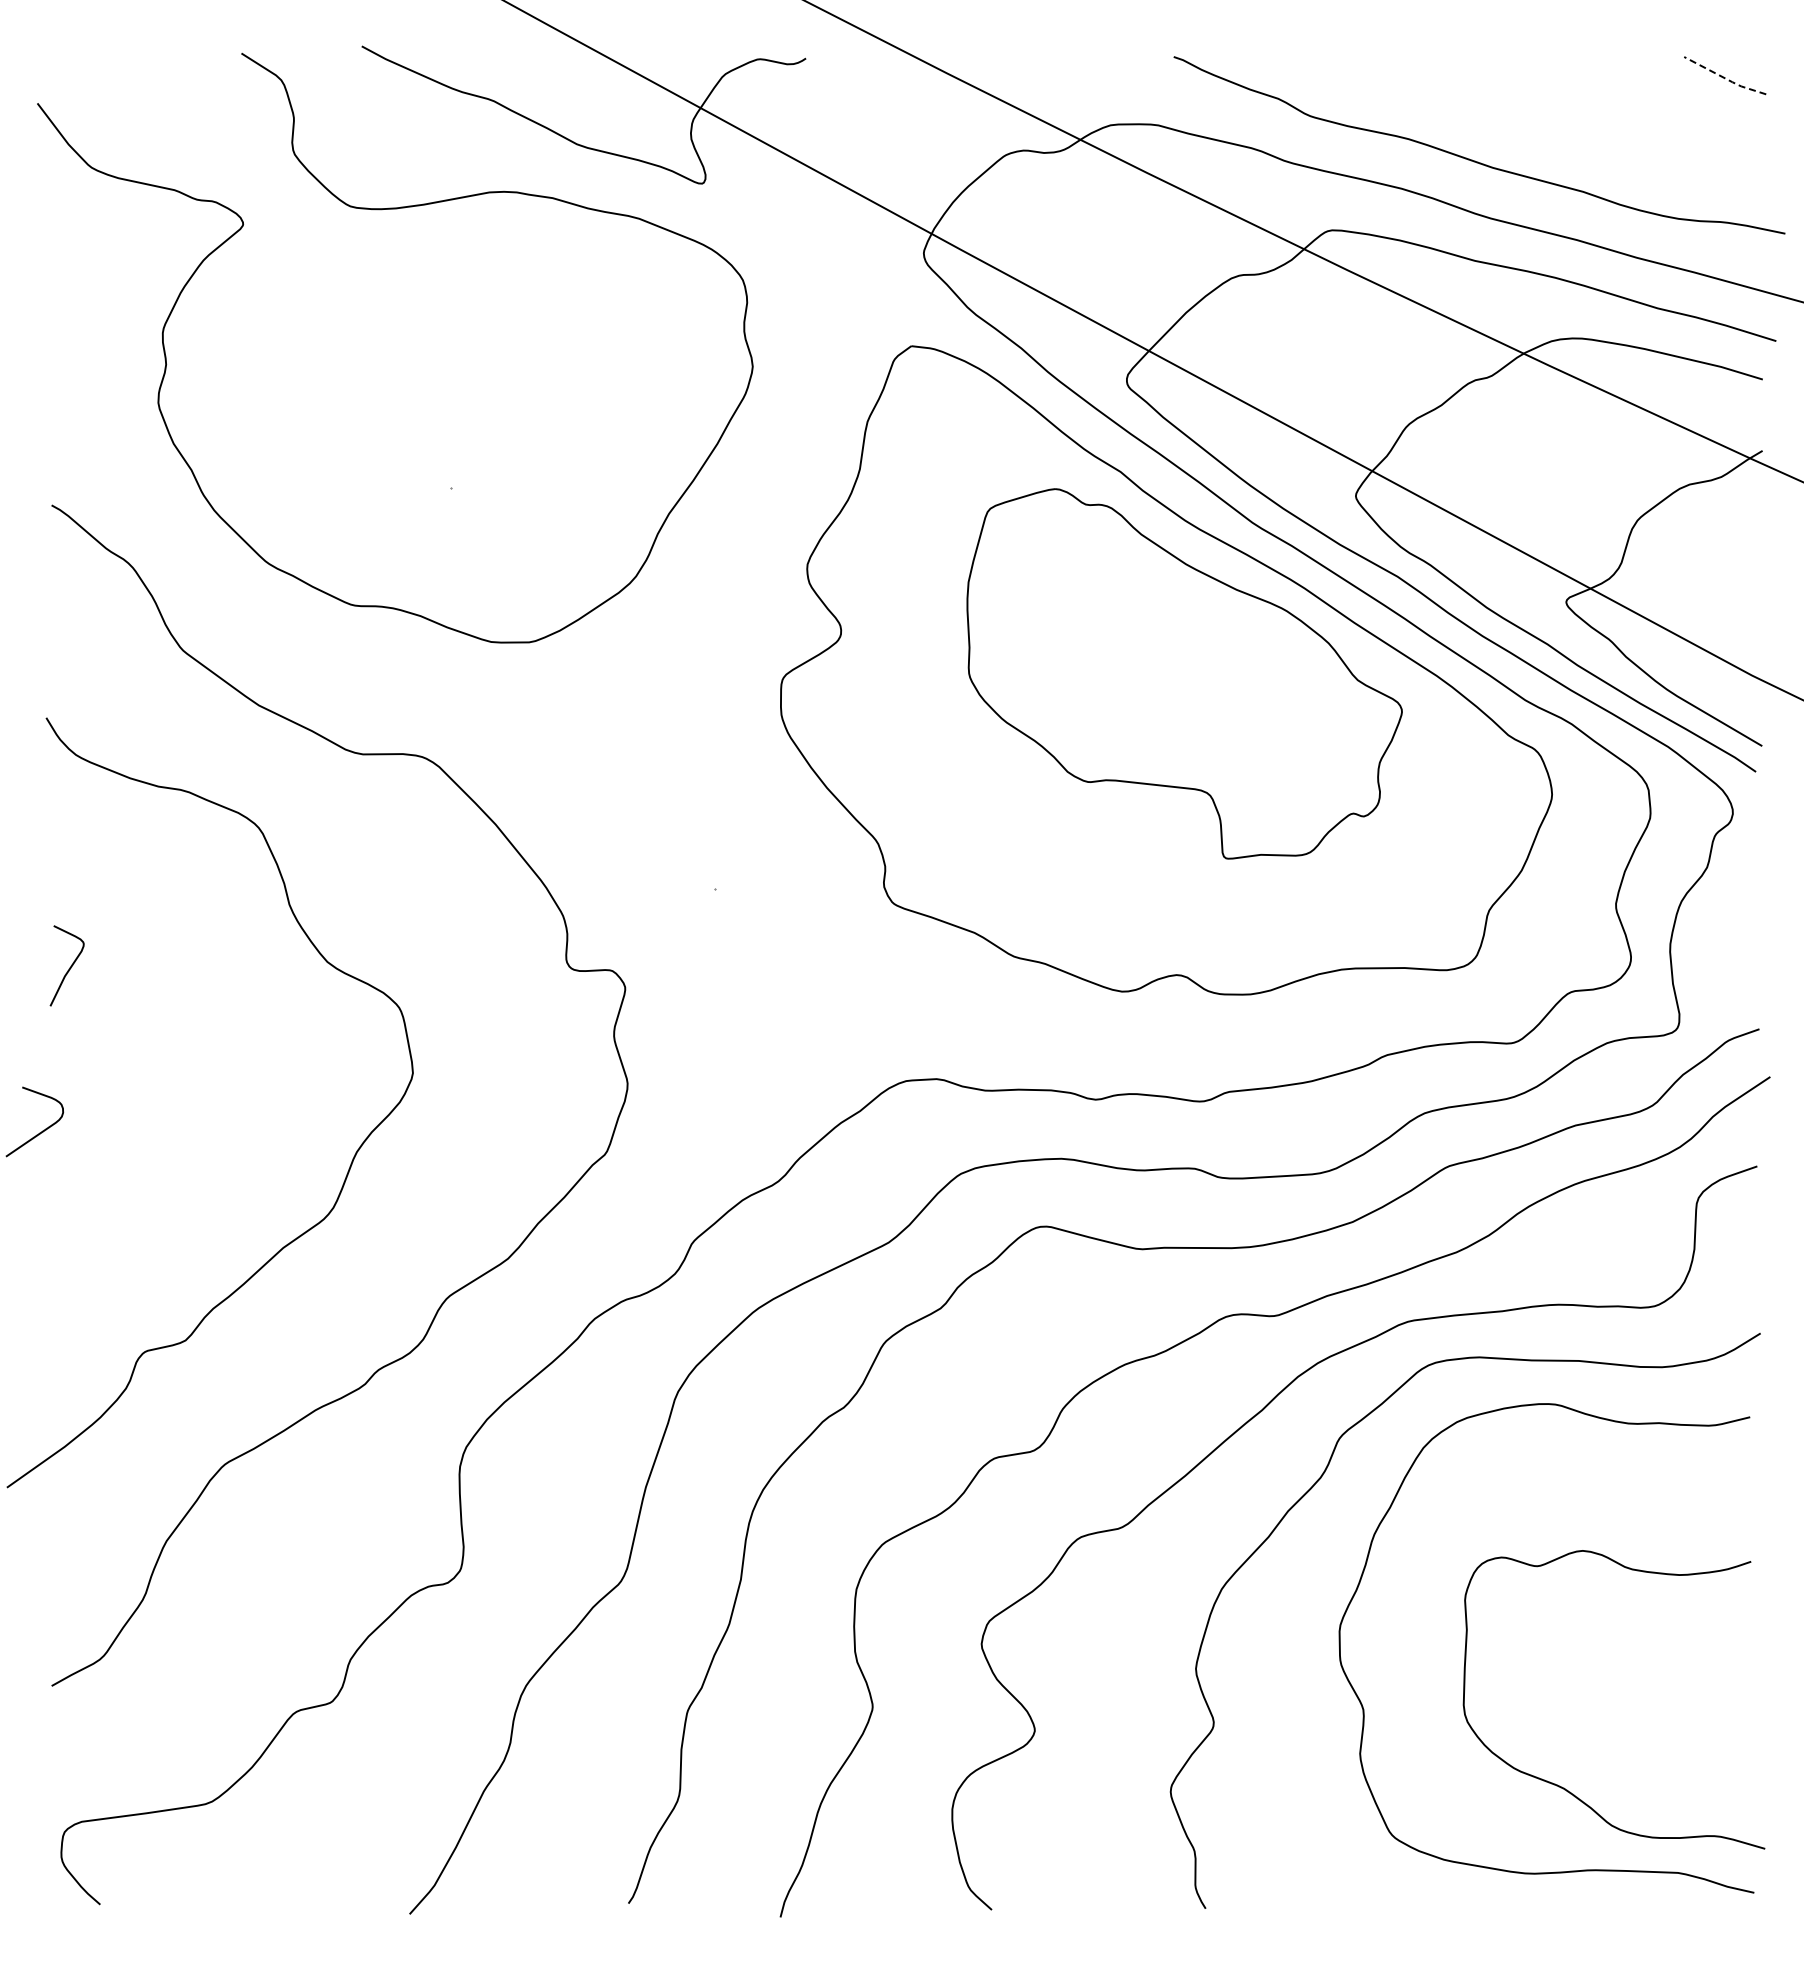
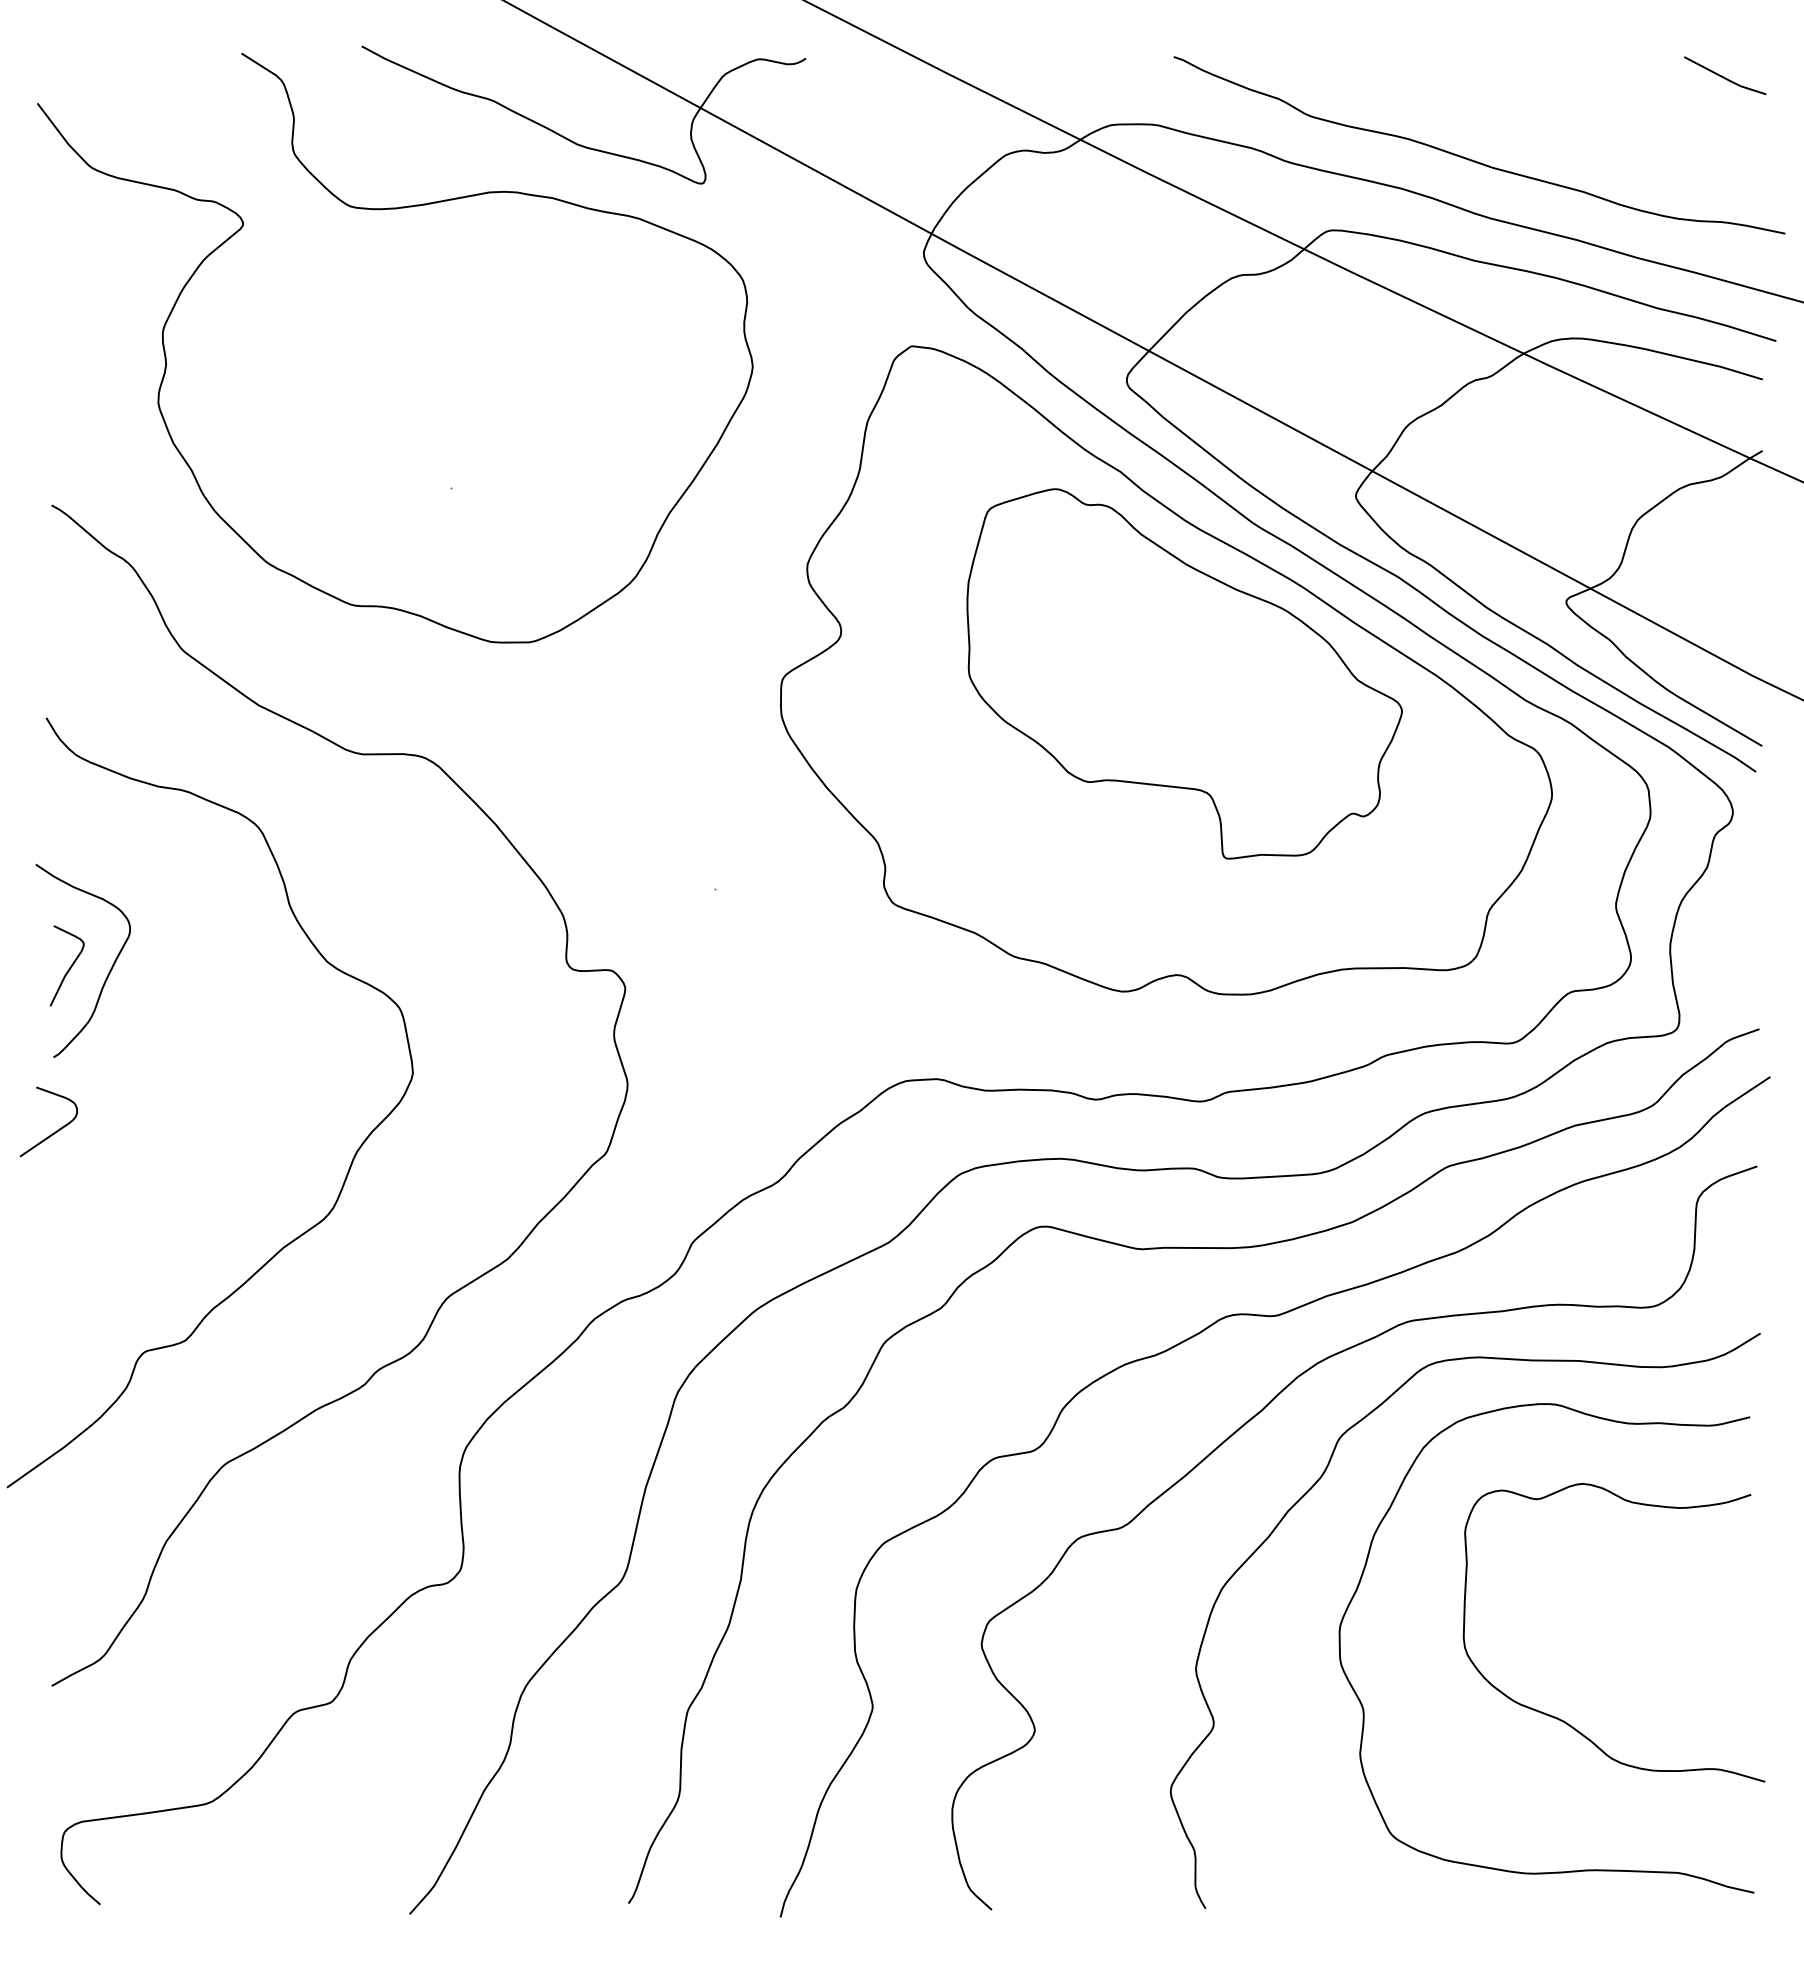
line: dashed -> solid (1725, 78)
curve: none -> present (108, 972)
curve position: (42, 1130) -> (56, 1130) (56, 1130)
curve position: (1564, 1787) -> (1564, 1720) (1564, 1720)
